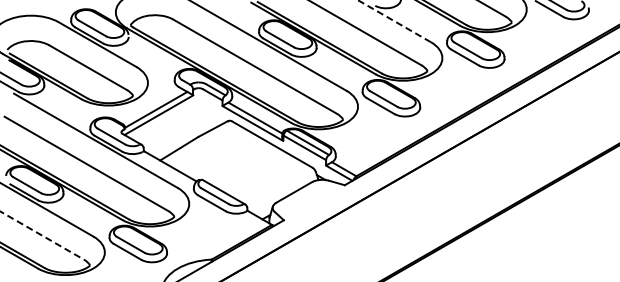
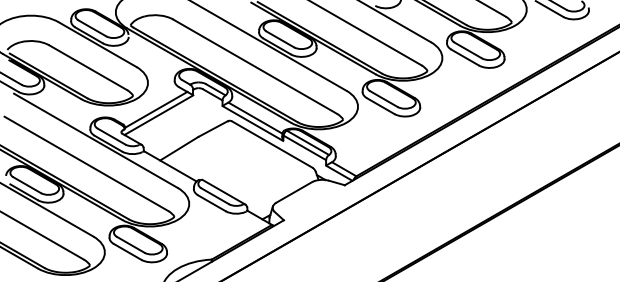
line: dashed -> solid (393, 20)
line: dashed -> solid (42, 235)
